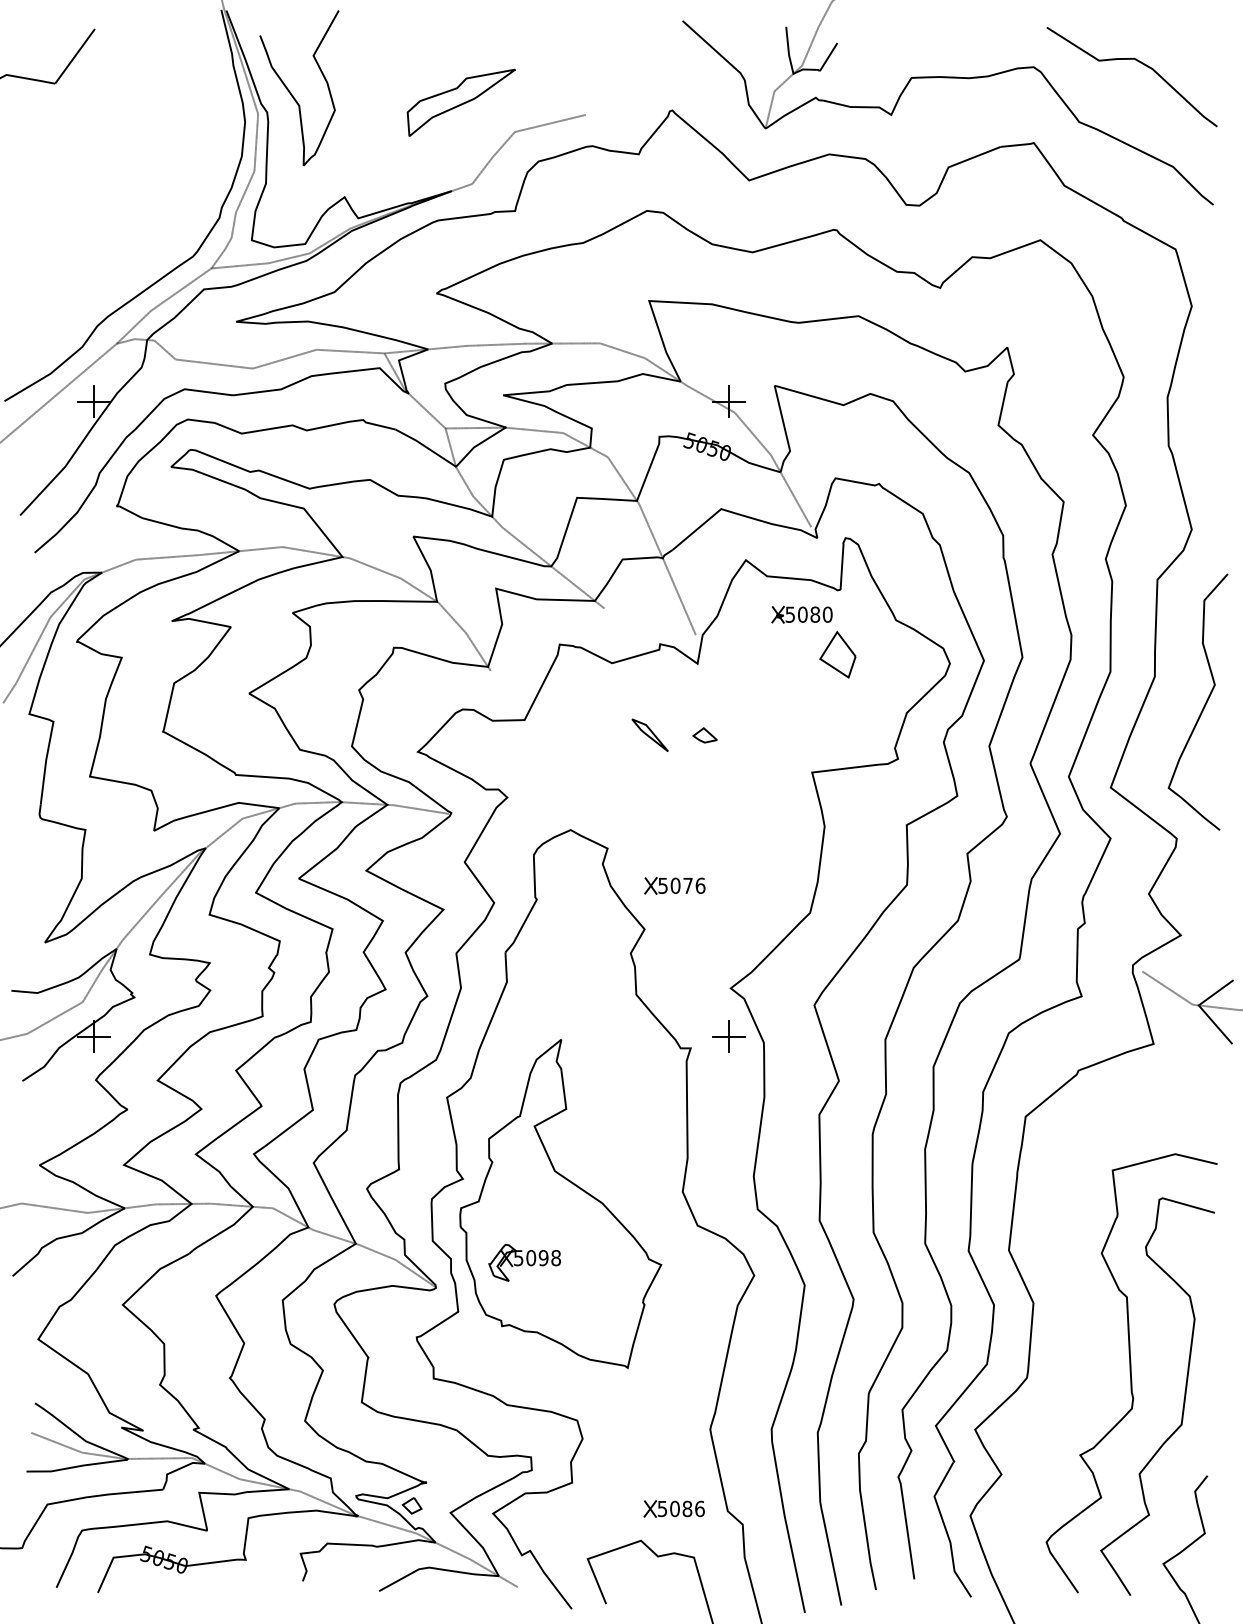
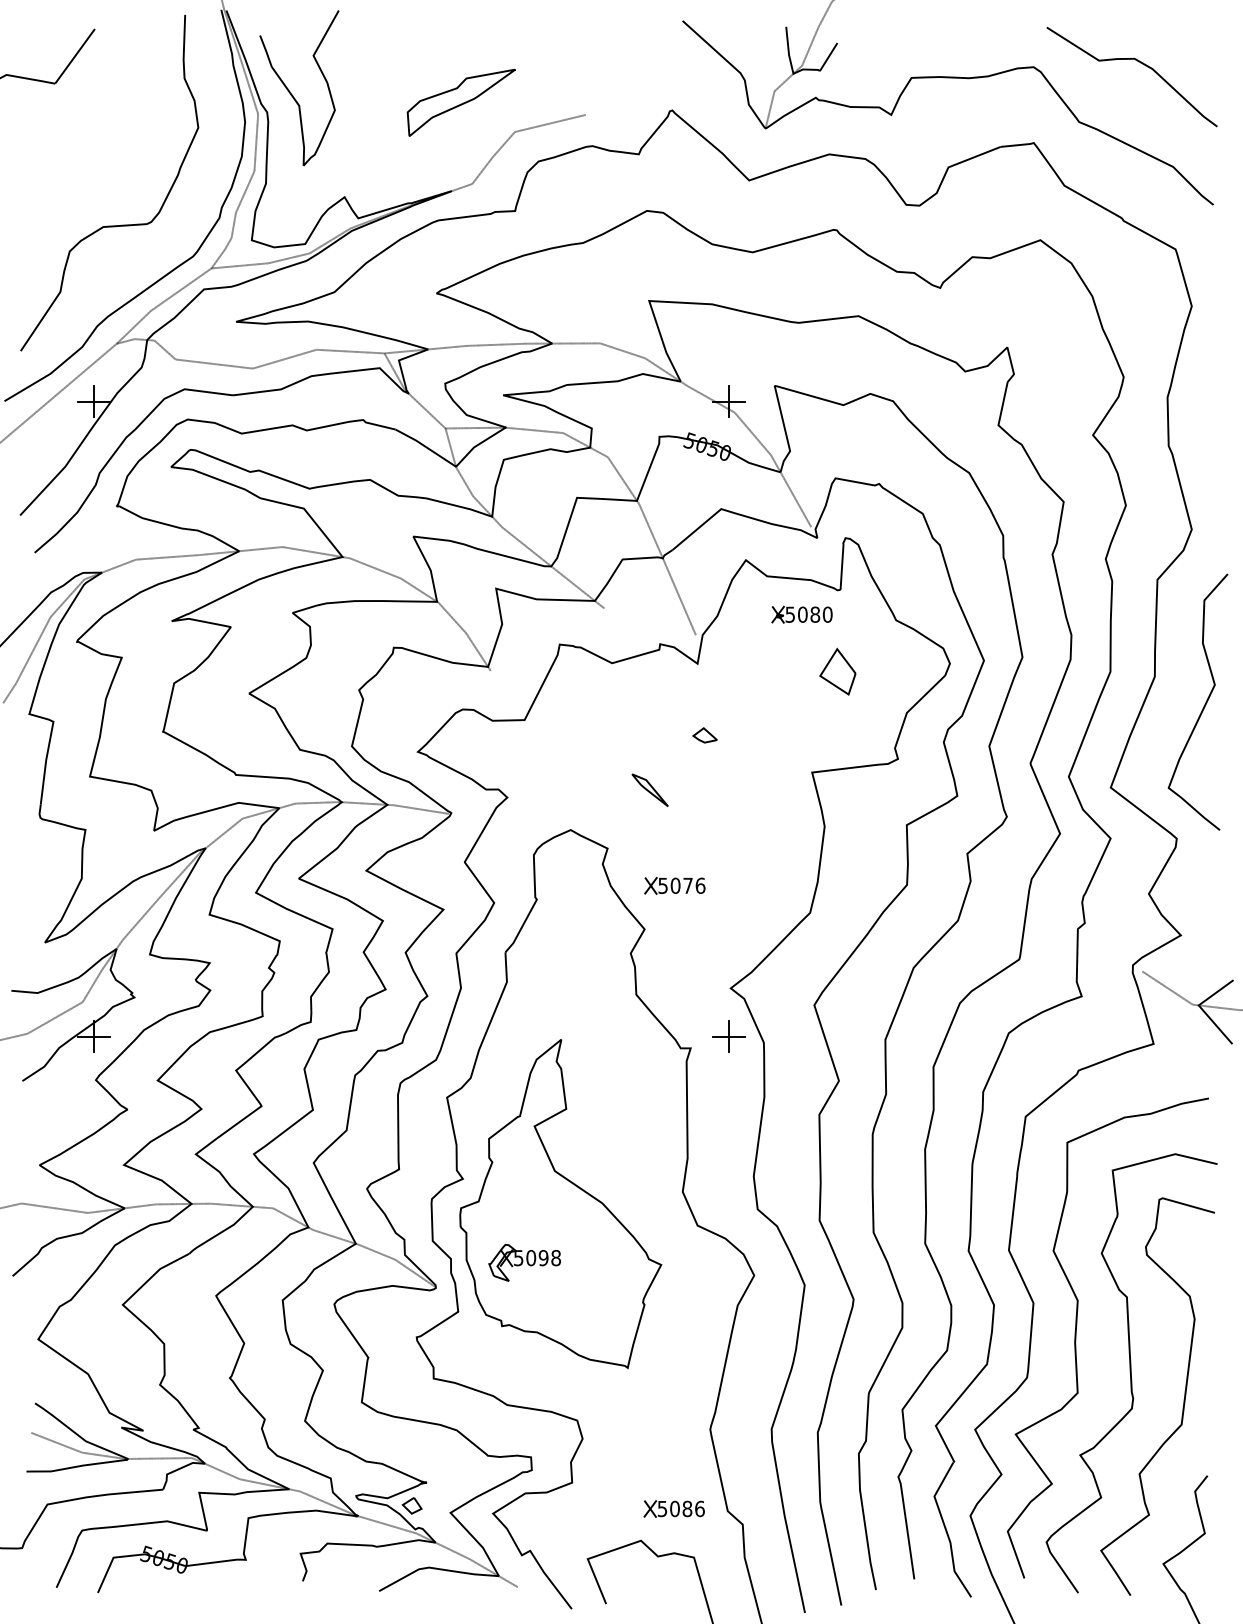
curve: none -> present (109, 225)
part position: (837, 654) -> (837, 671) (837, 671)
part position: (649, 734) -> (649, 789) (649, 789)
curve: none -> present (1076, 1337)
